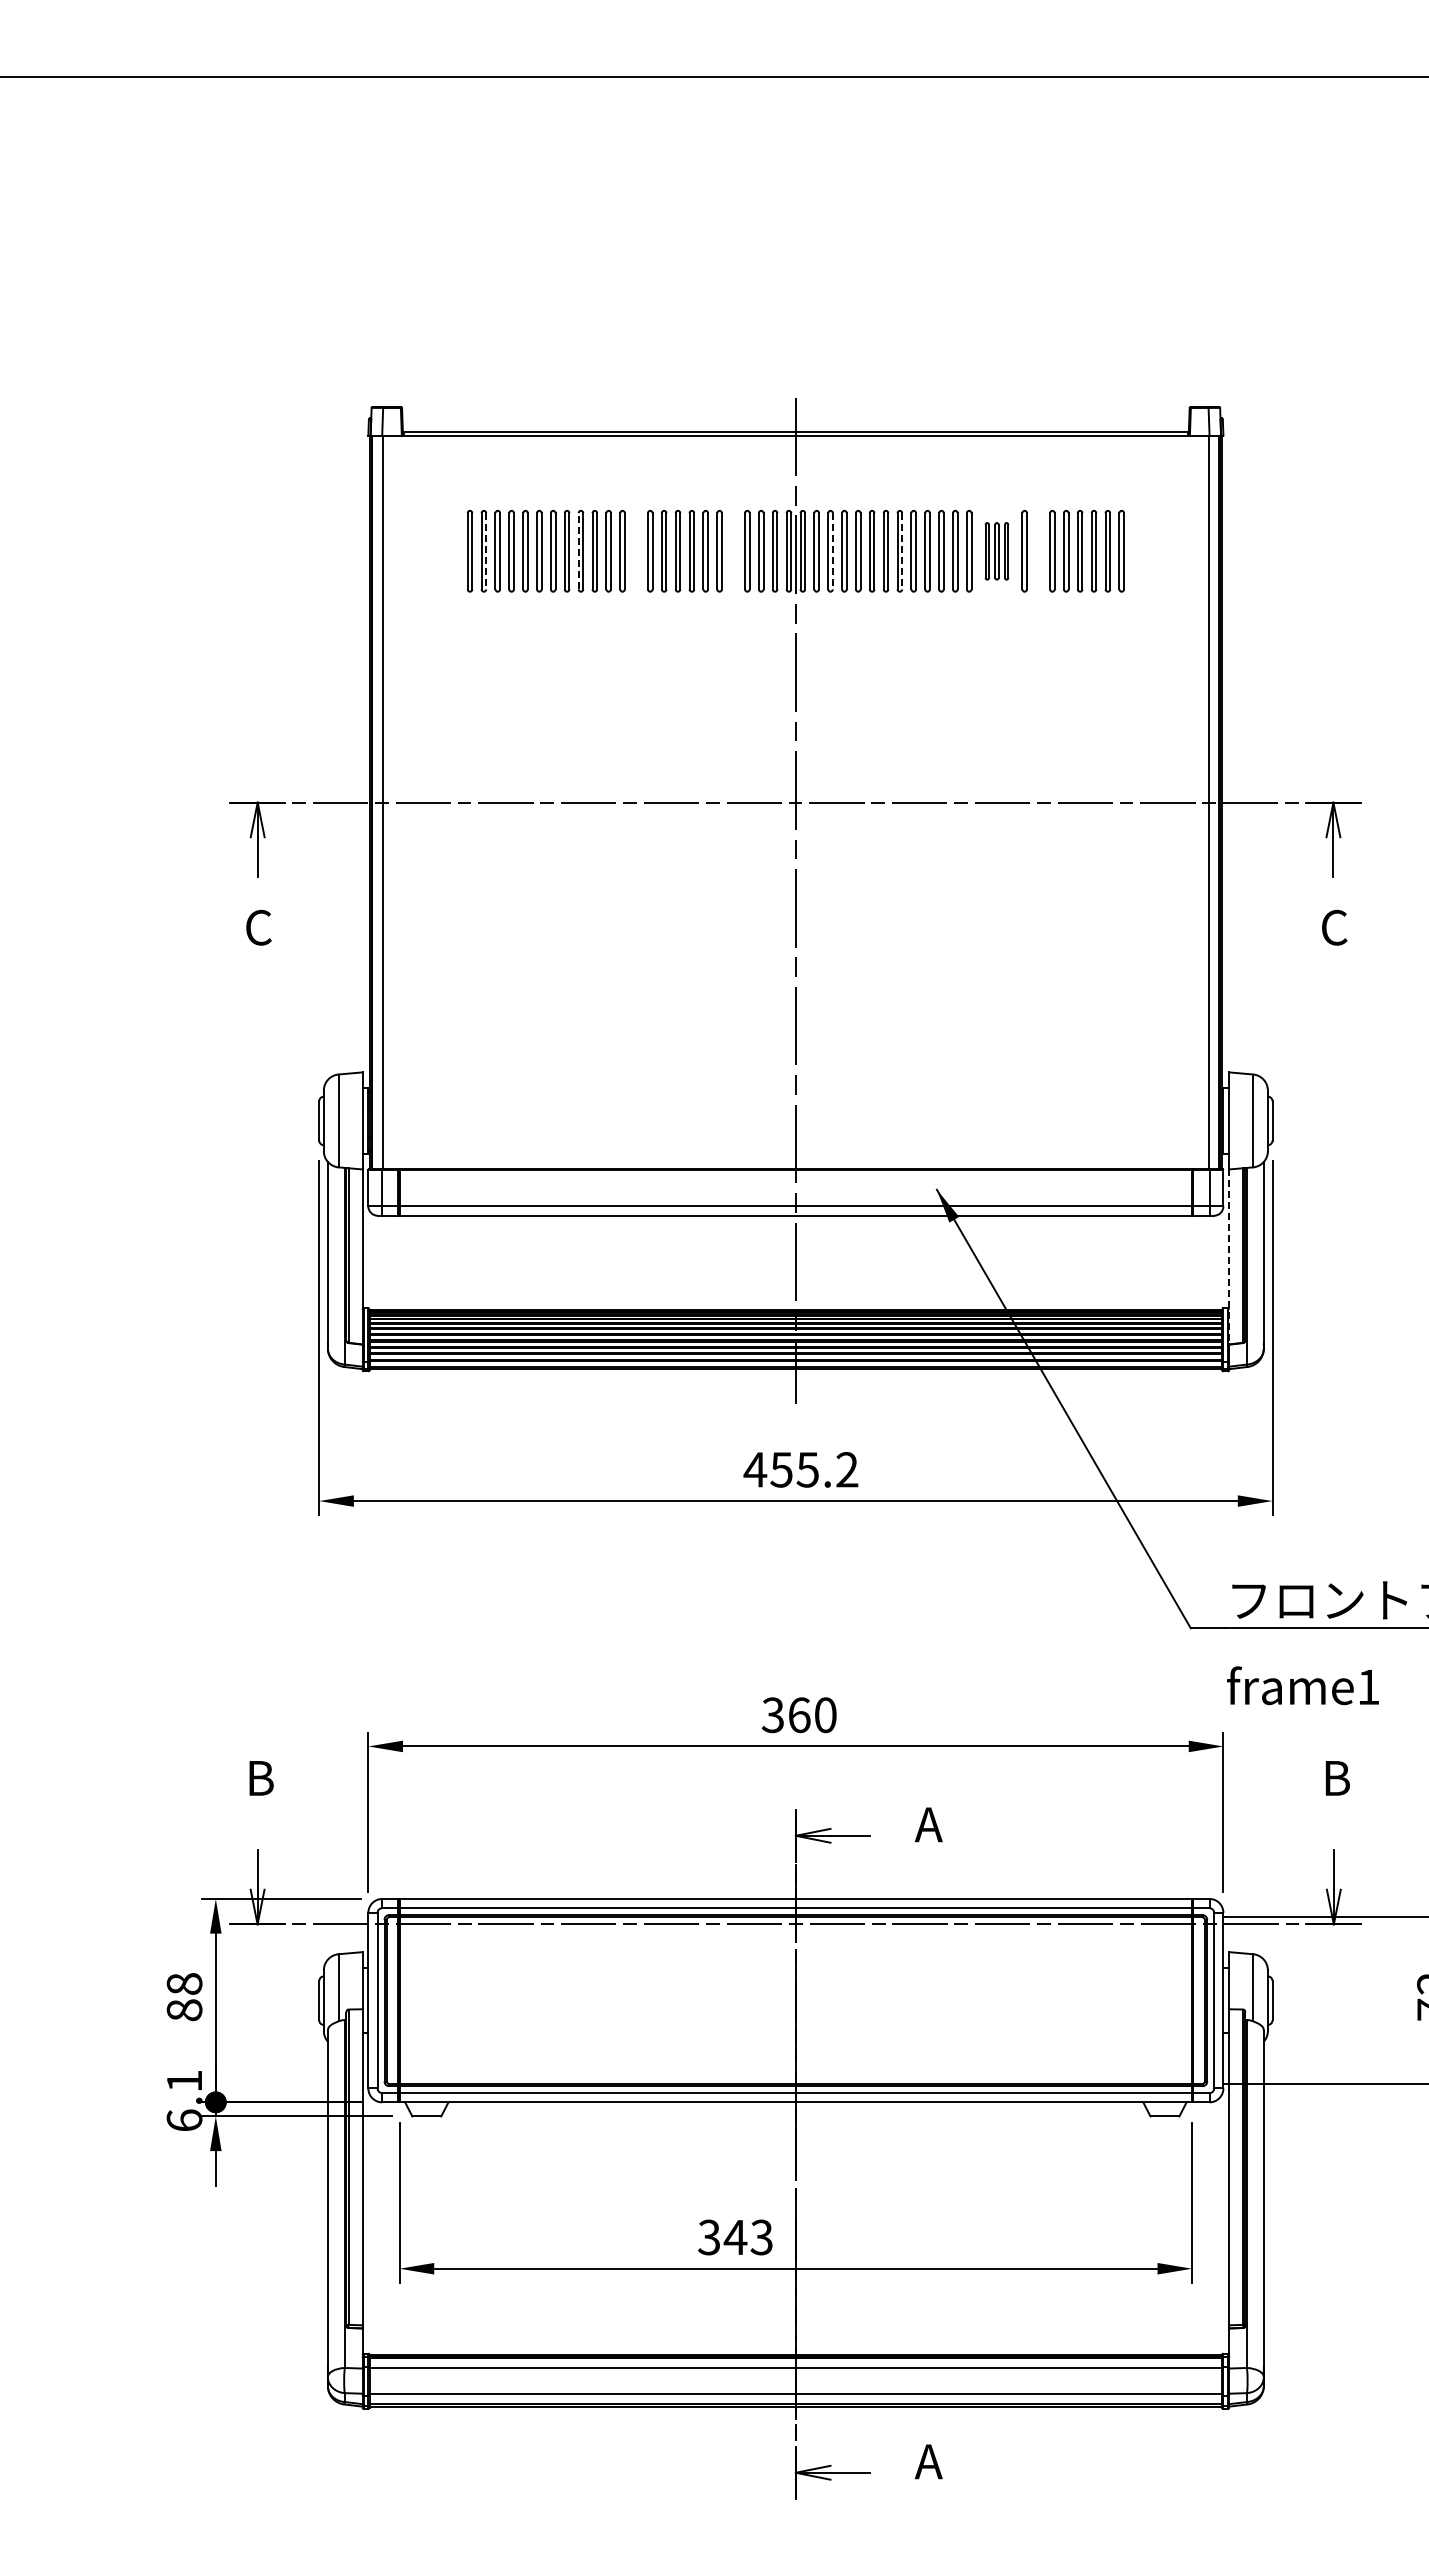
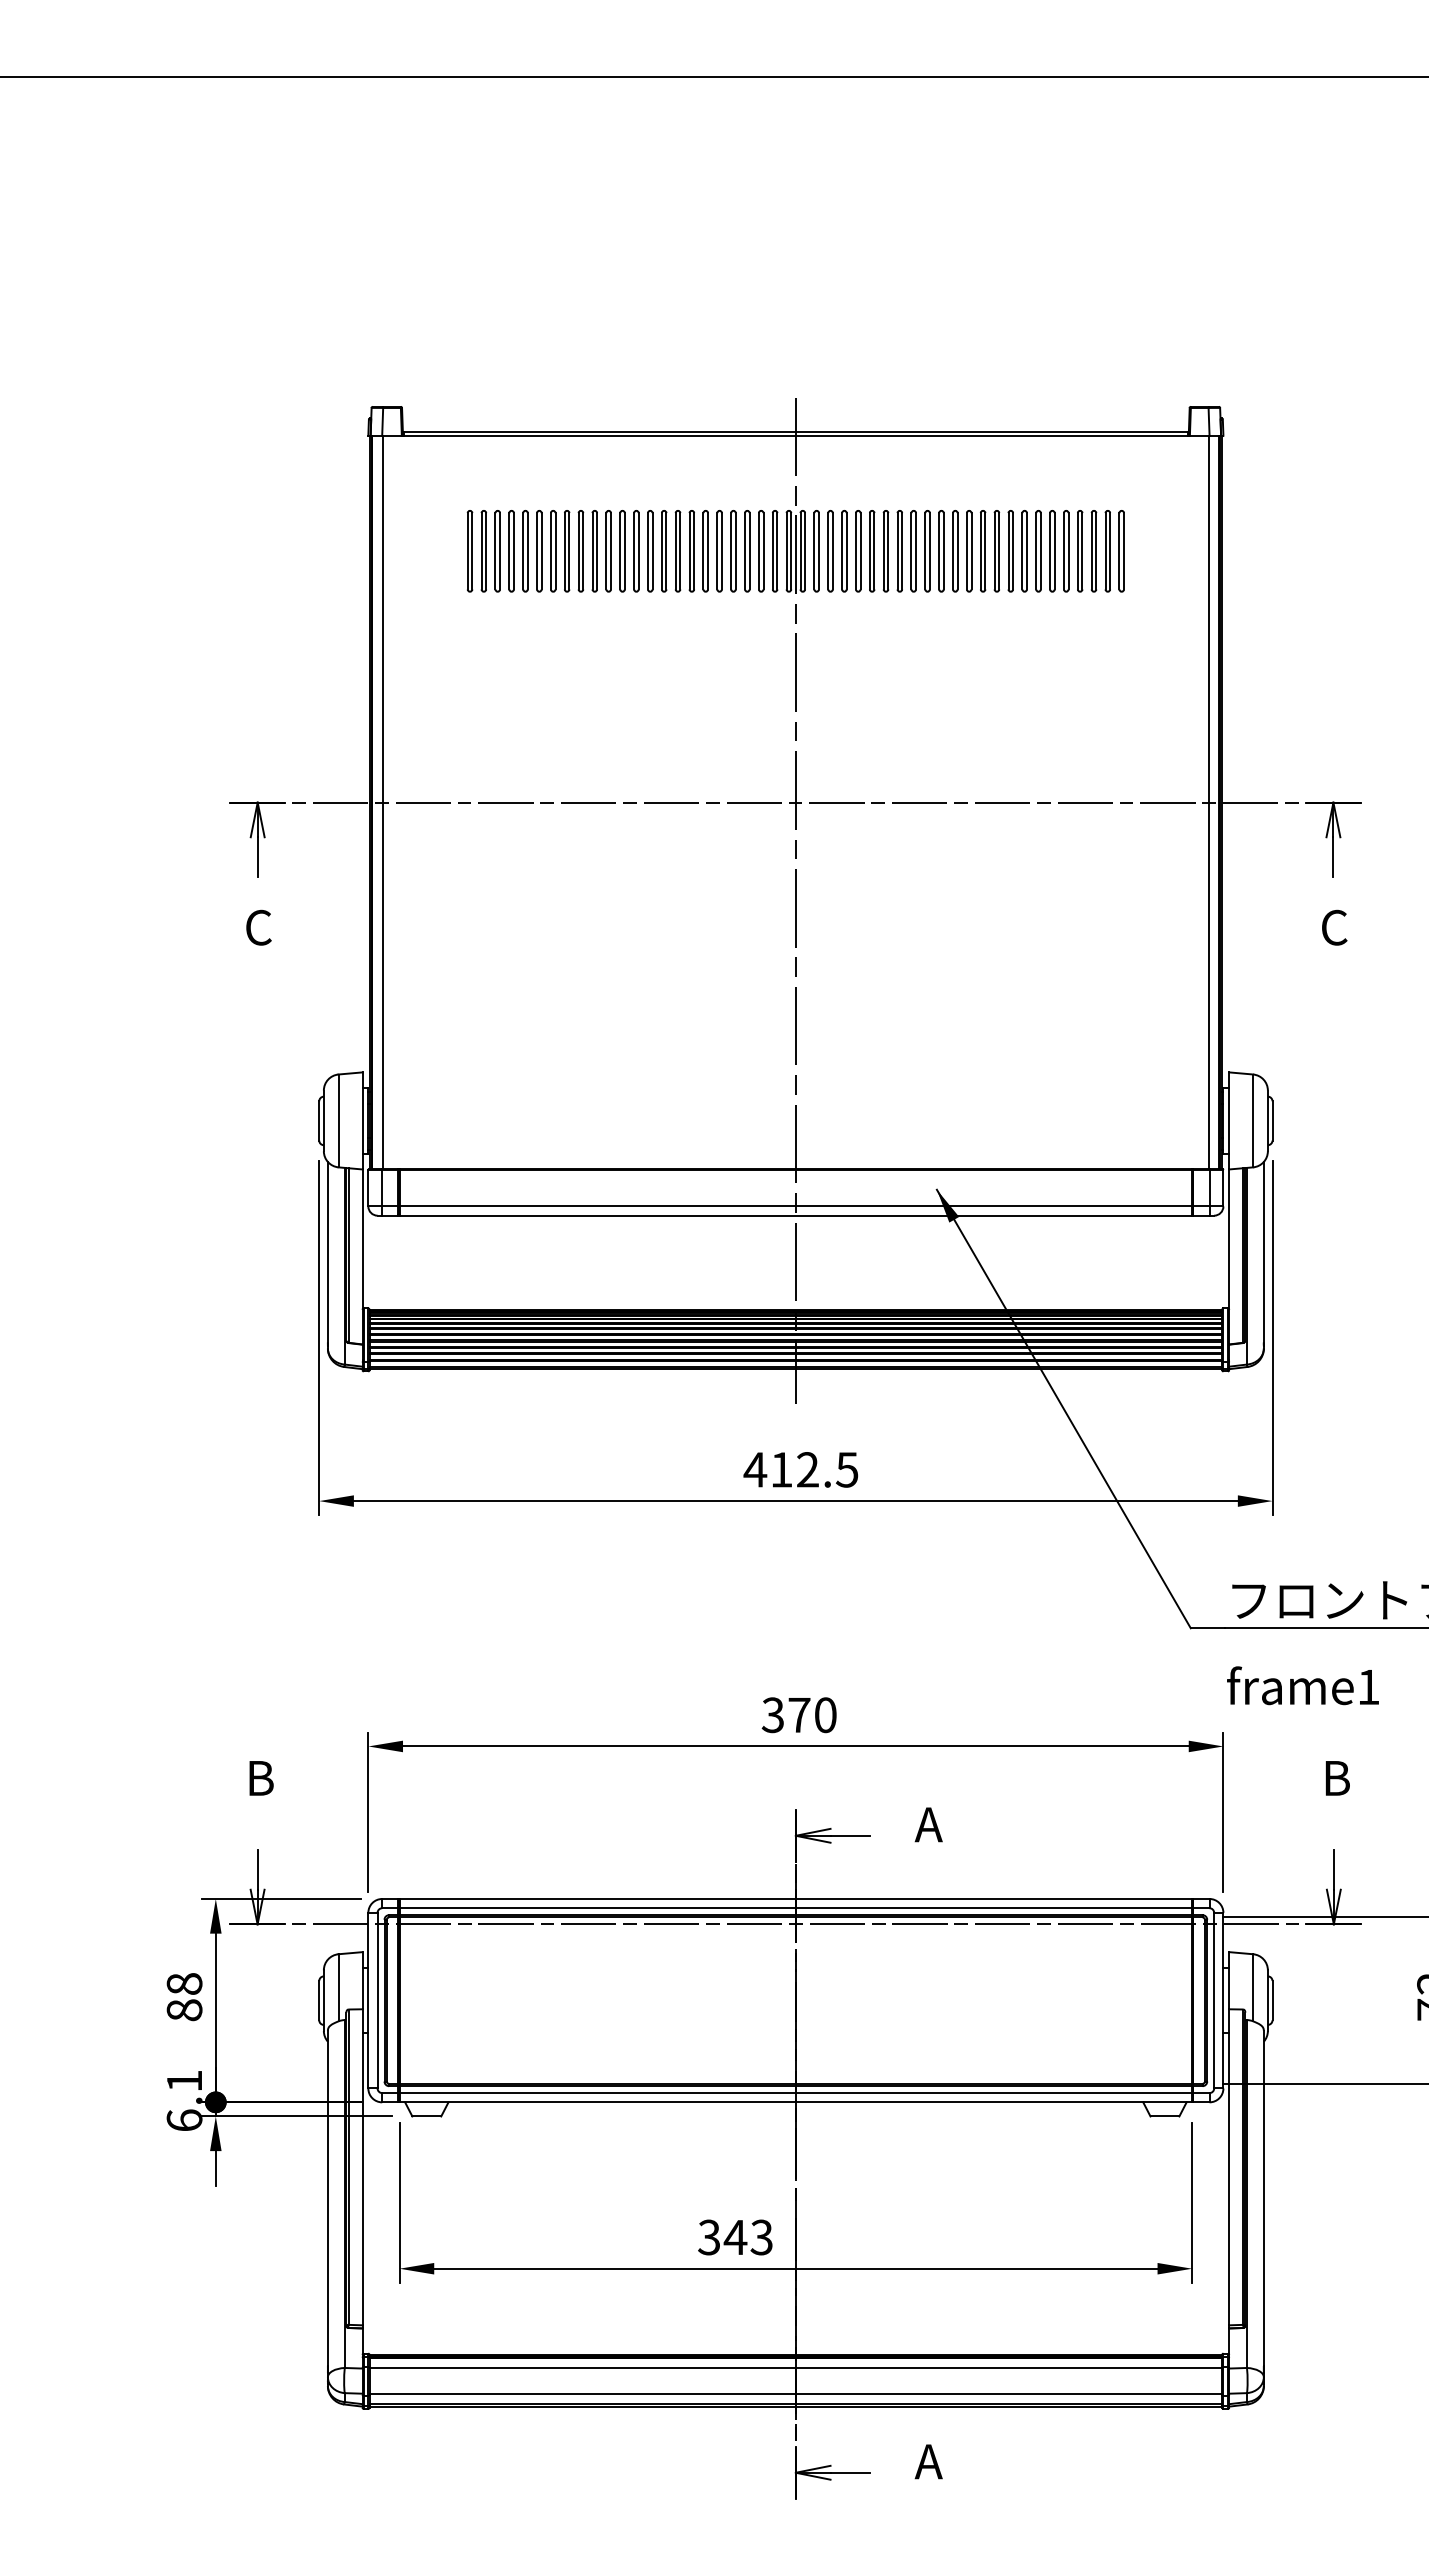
line: dashed -> solid (578, 550)
line: dashed -> solid (486, 551)
part: none -> present (636, 551)
part: none -> present (733, 551)
line: dashed -> solid (832, 551)
line: dashed -> solid (902, 551)
part size: 26x59 px -> 34x83 px (996, 551)
part: none -> present (1038, 551)
line: dashed -> solid (1229, 1257)
text: 455.2 -> 412.5 (814, 1469)
text: 360 -> 370 (799, 1715)
